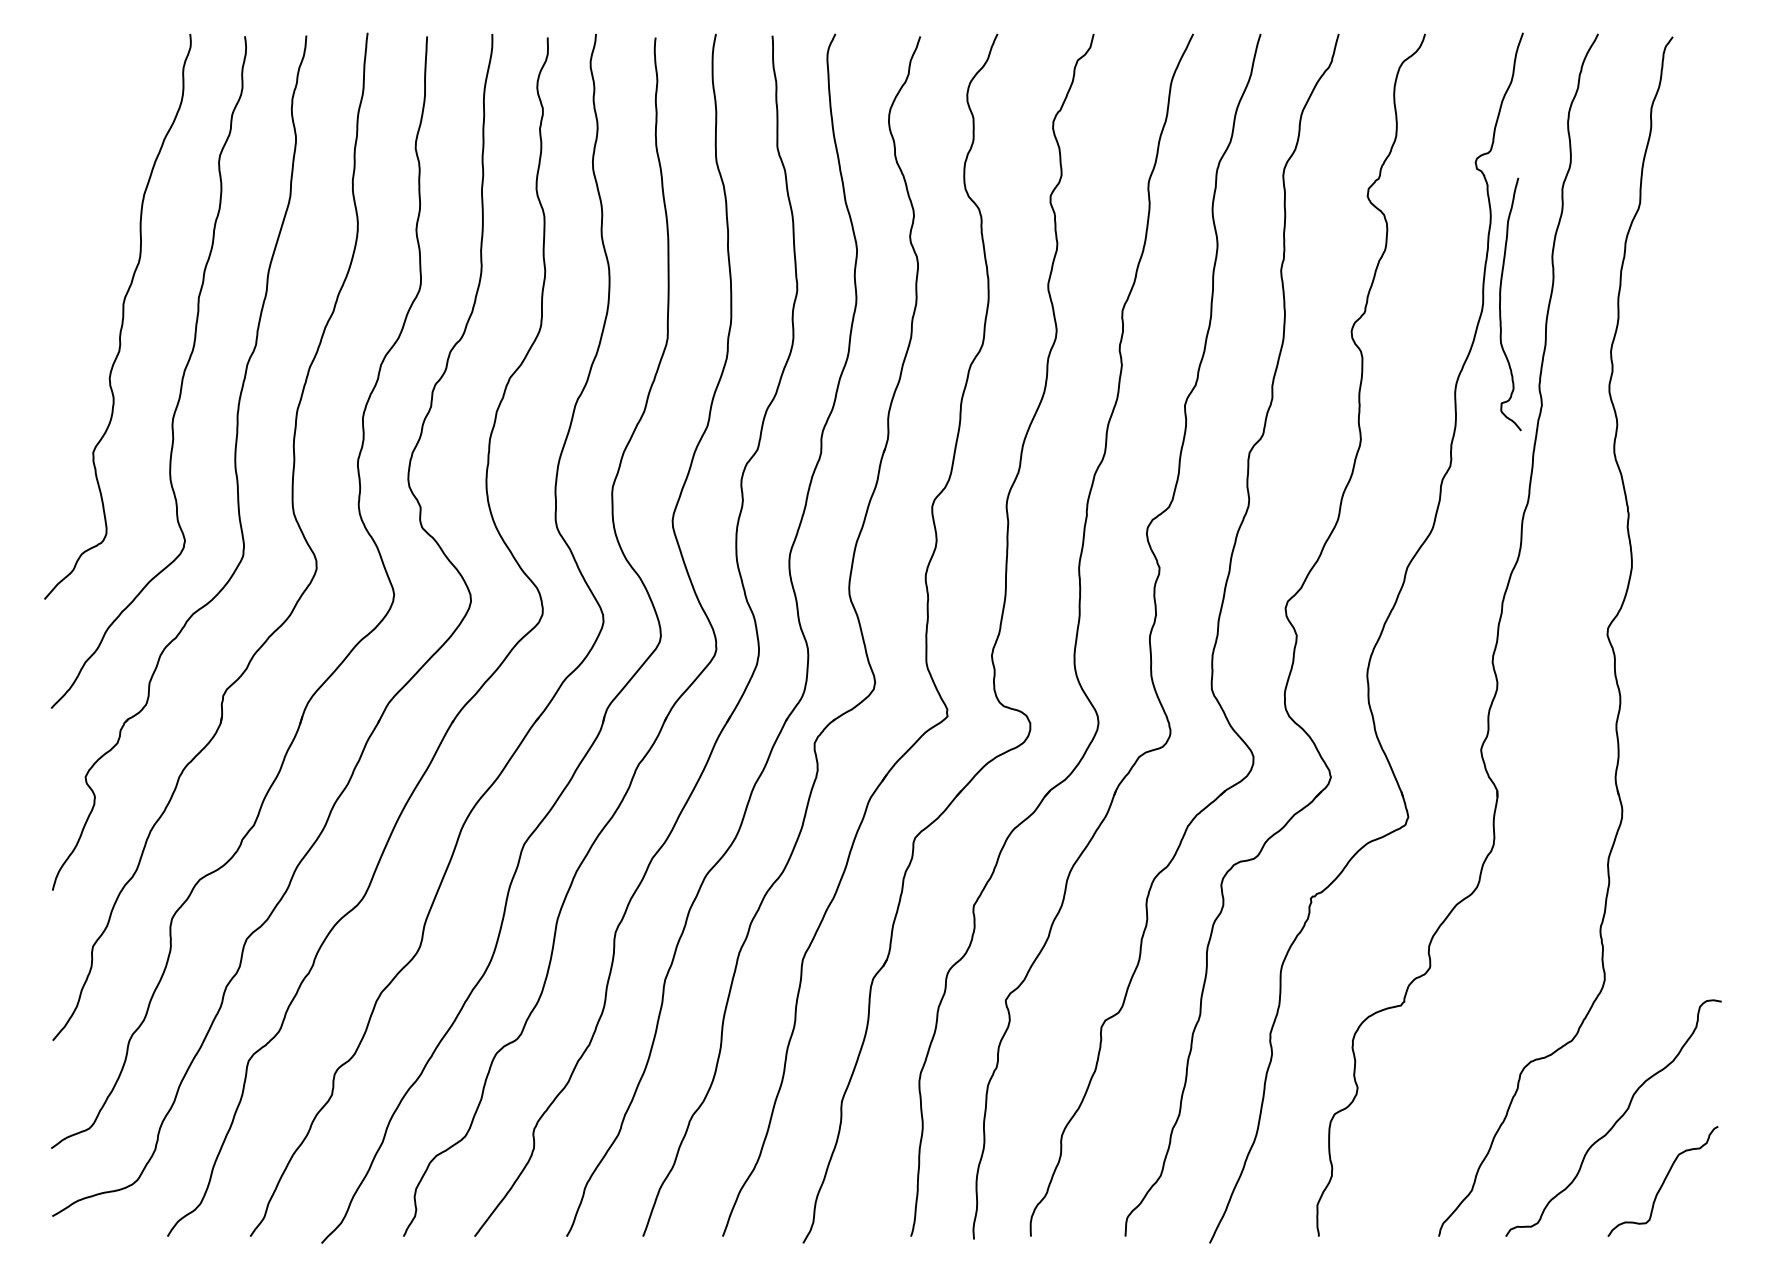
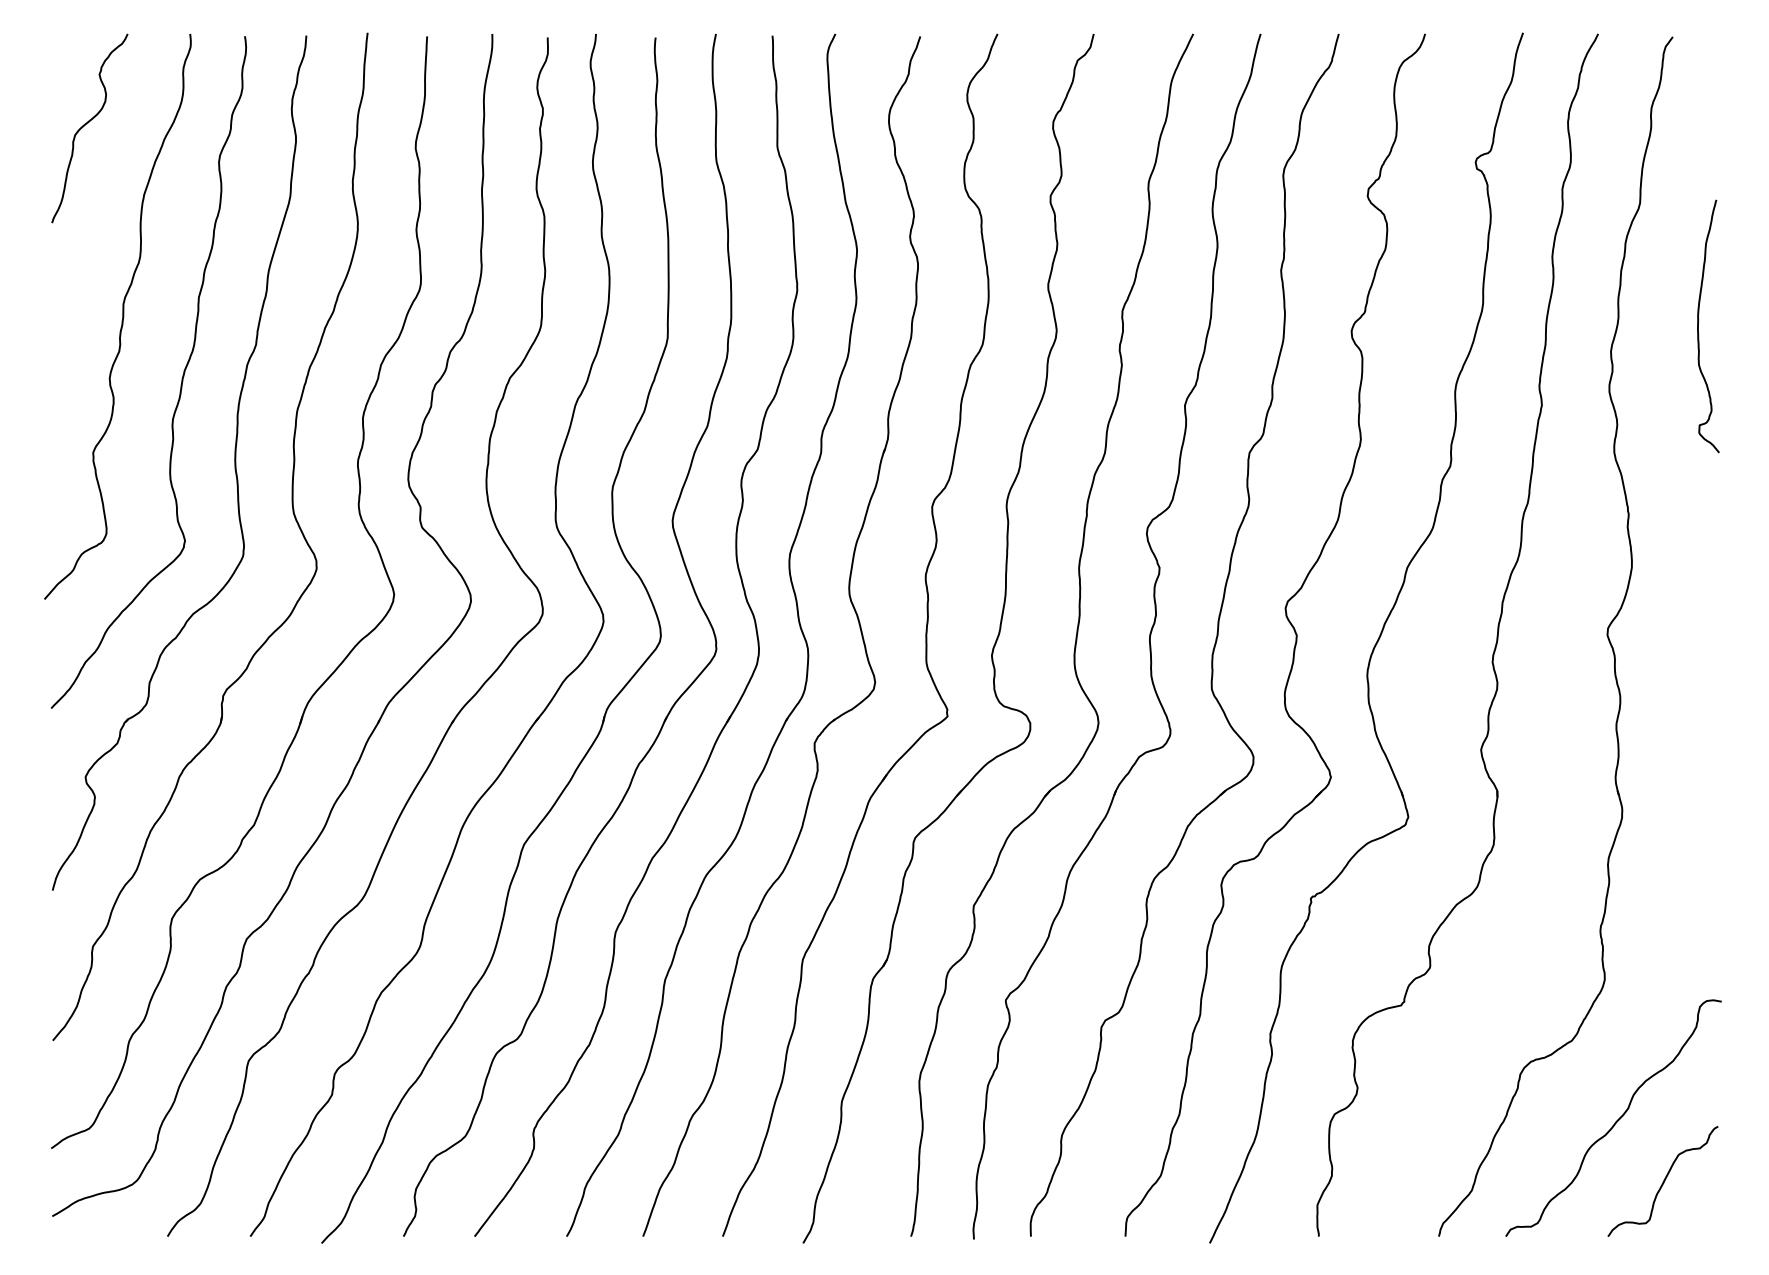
curve: none -> present (86, 124)
curve position: (1500, 304) -> (1698, 326) (1698, 326)
